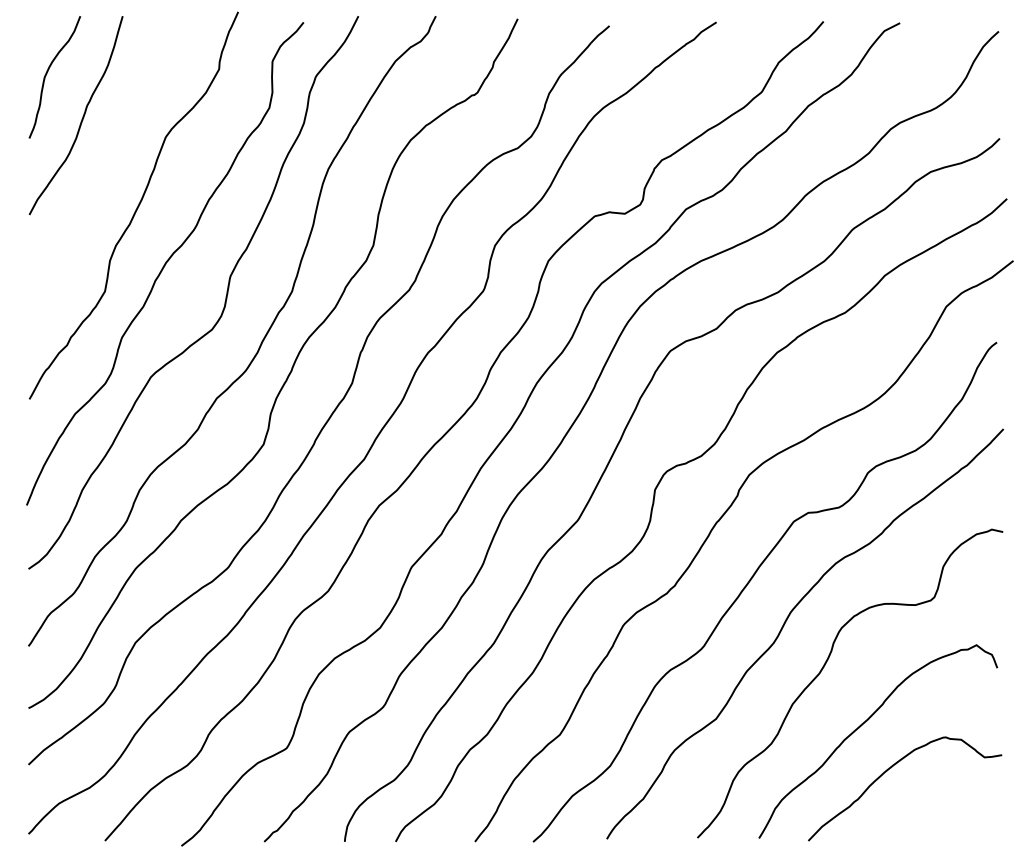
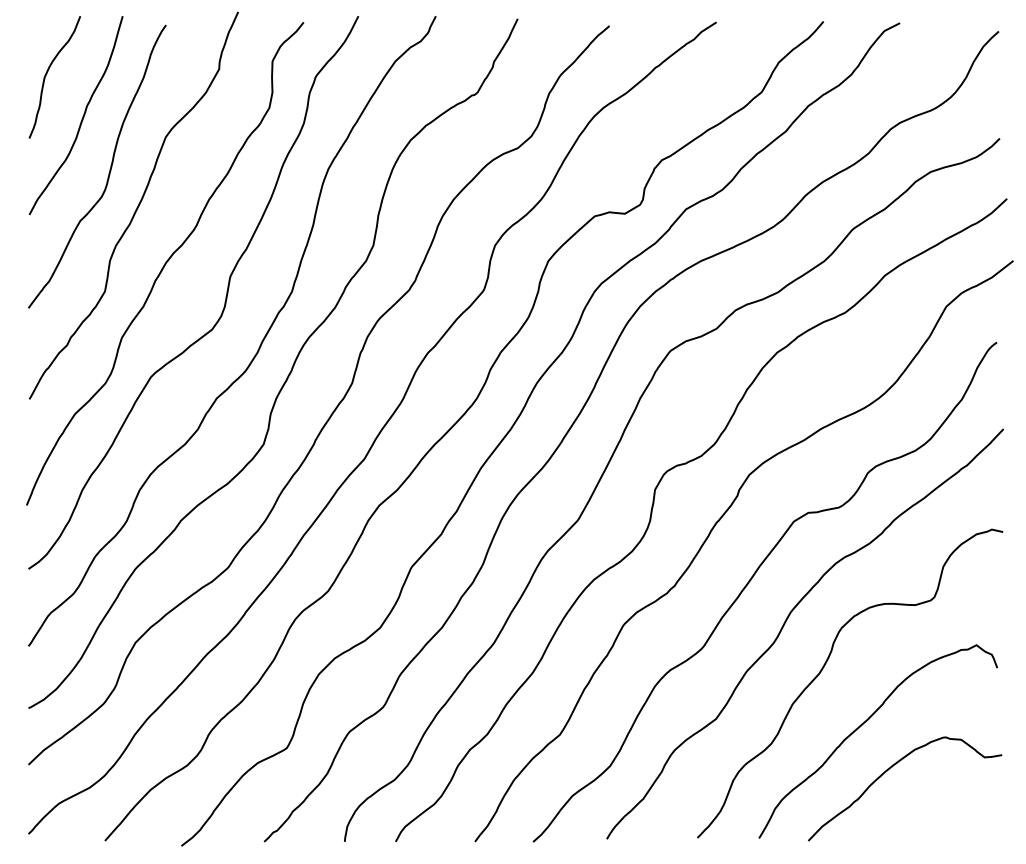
curve: none -> present (109, 169)
